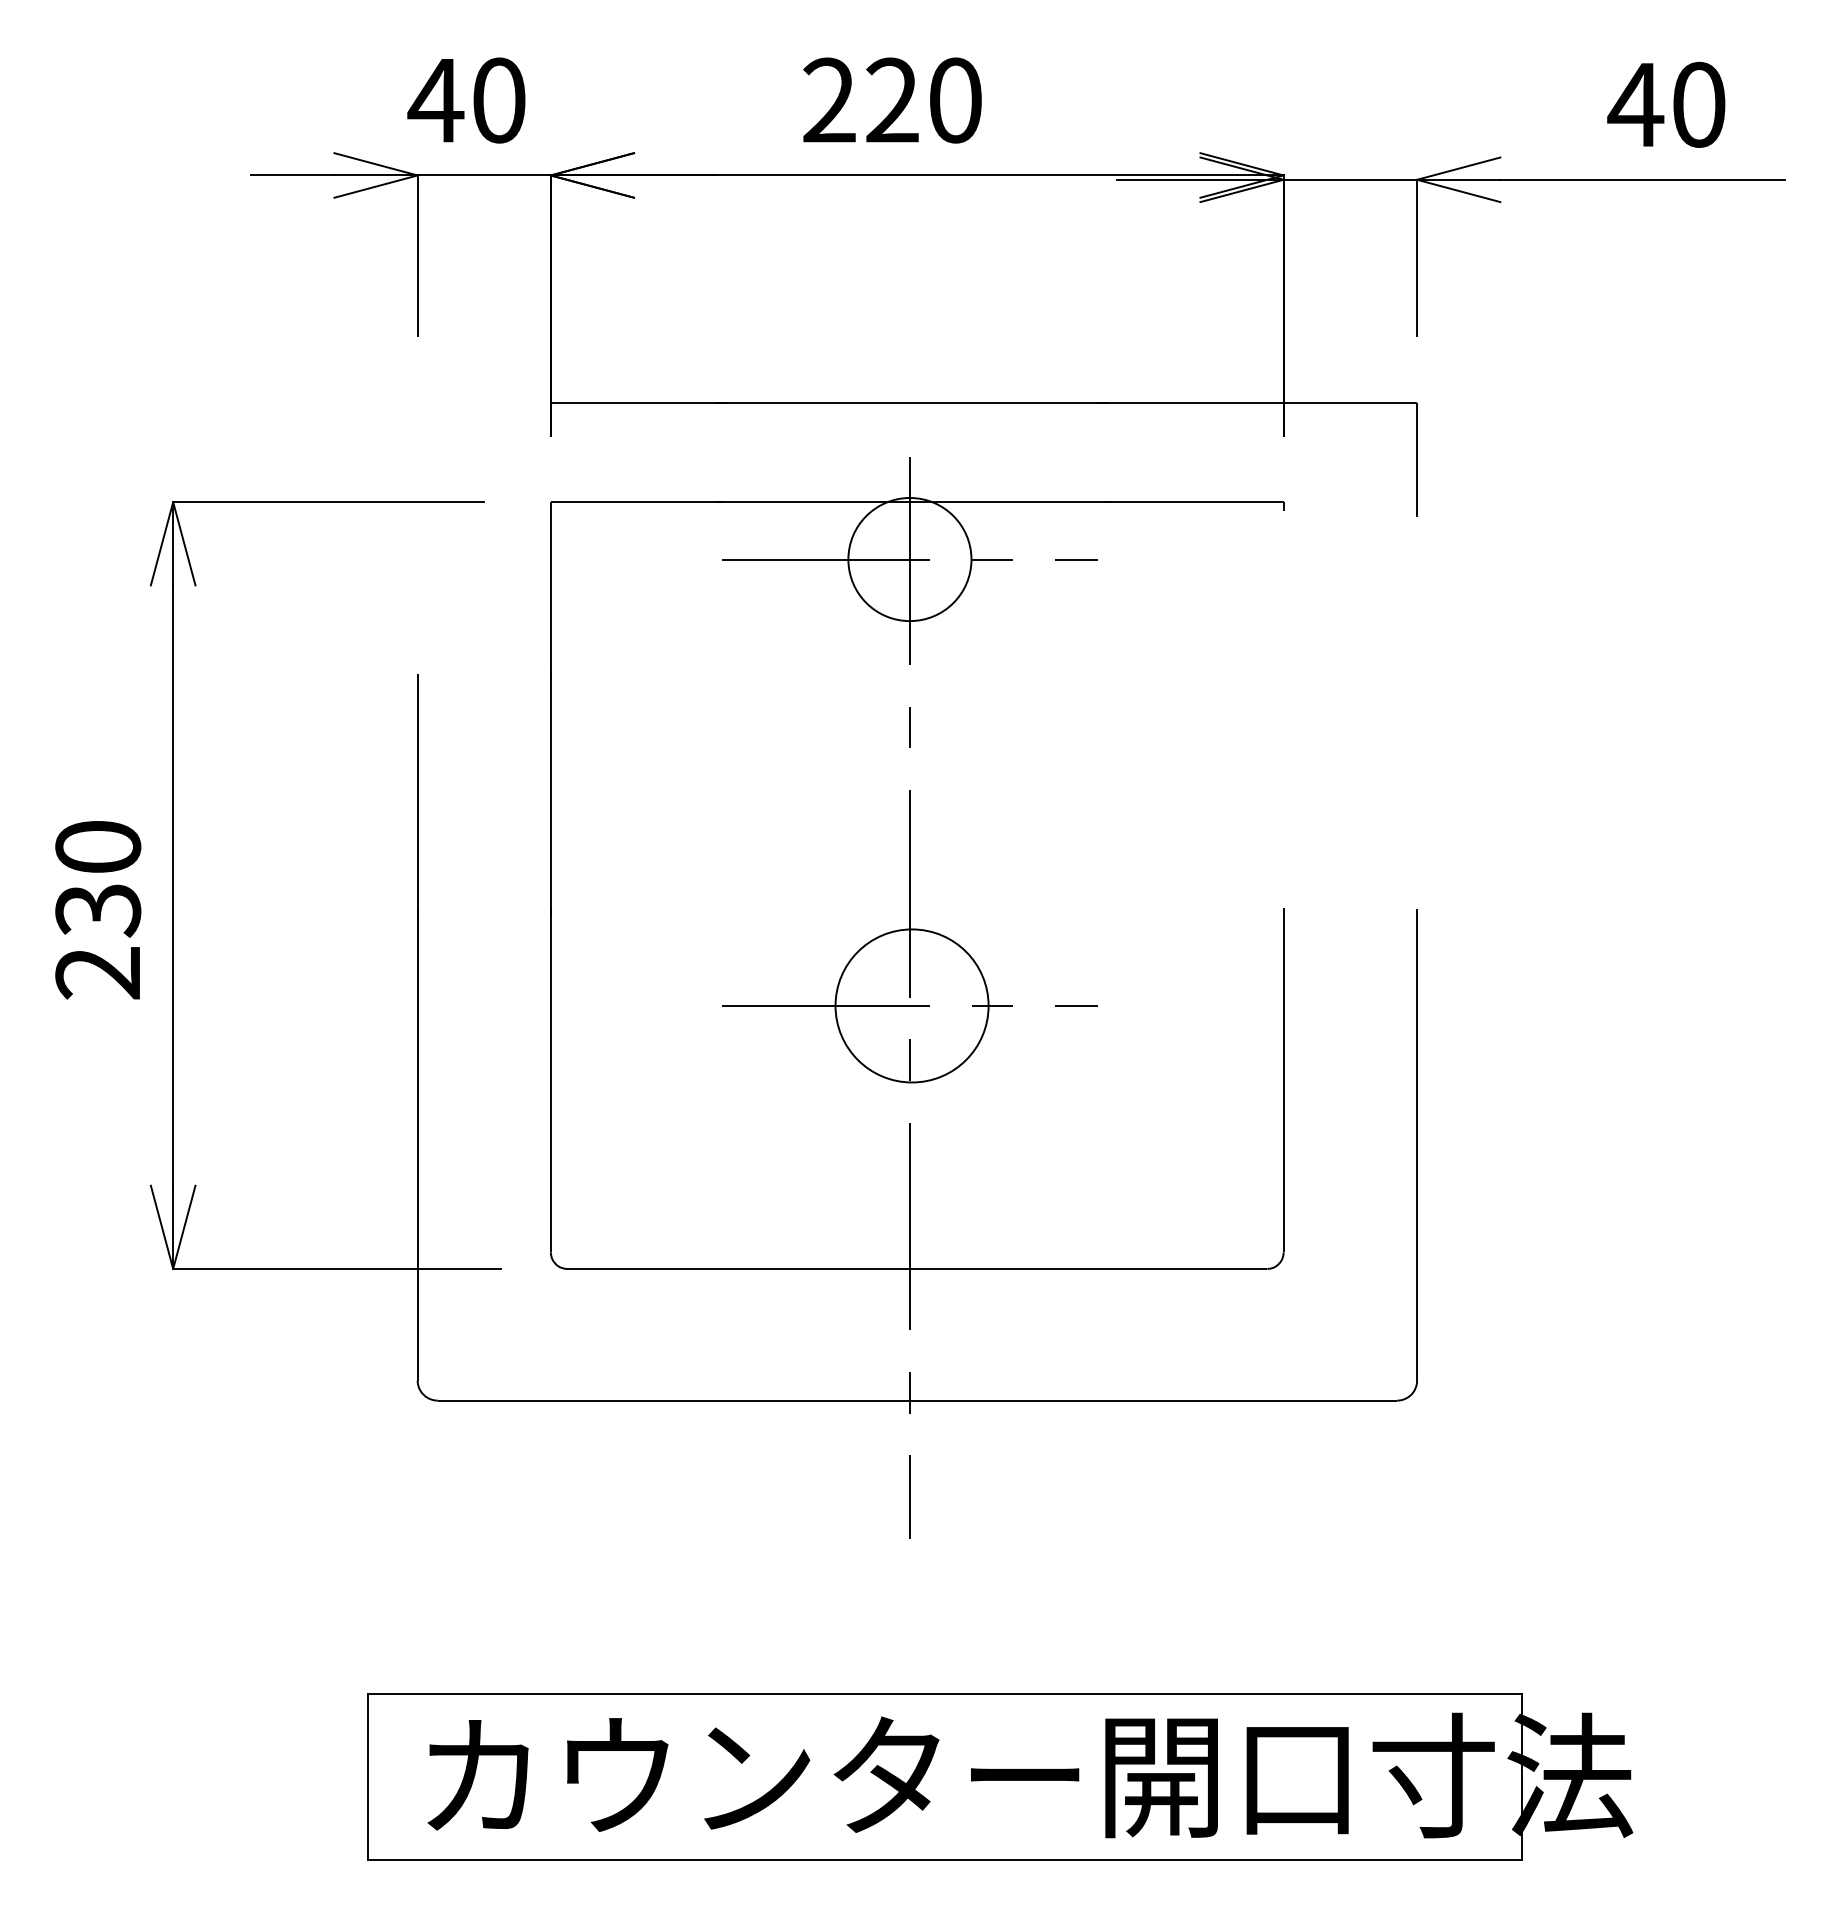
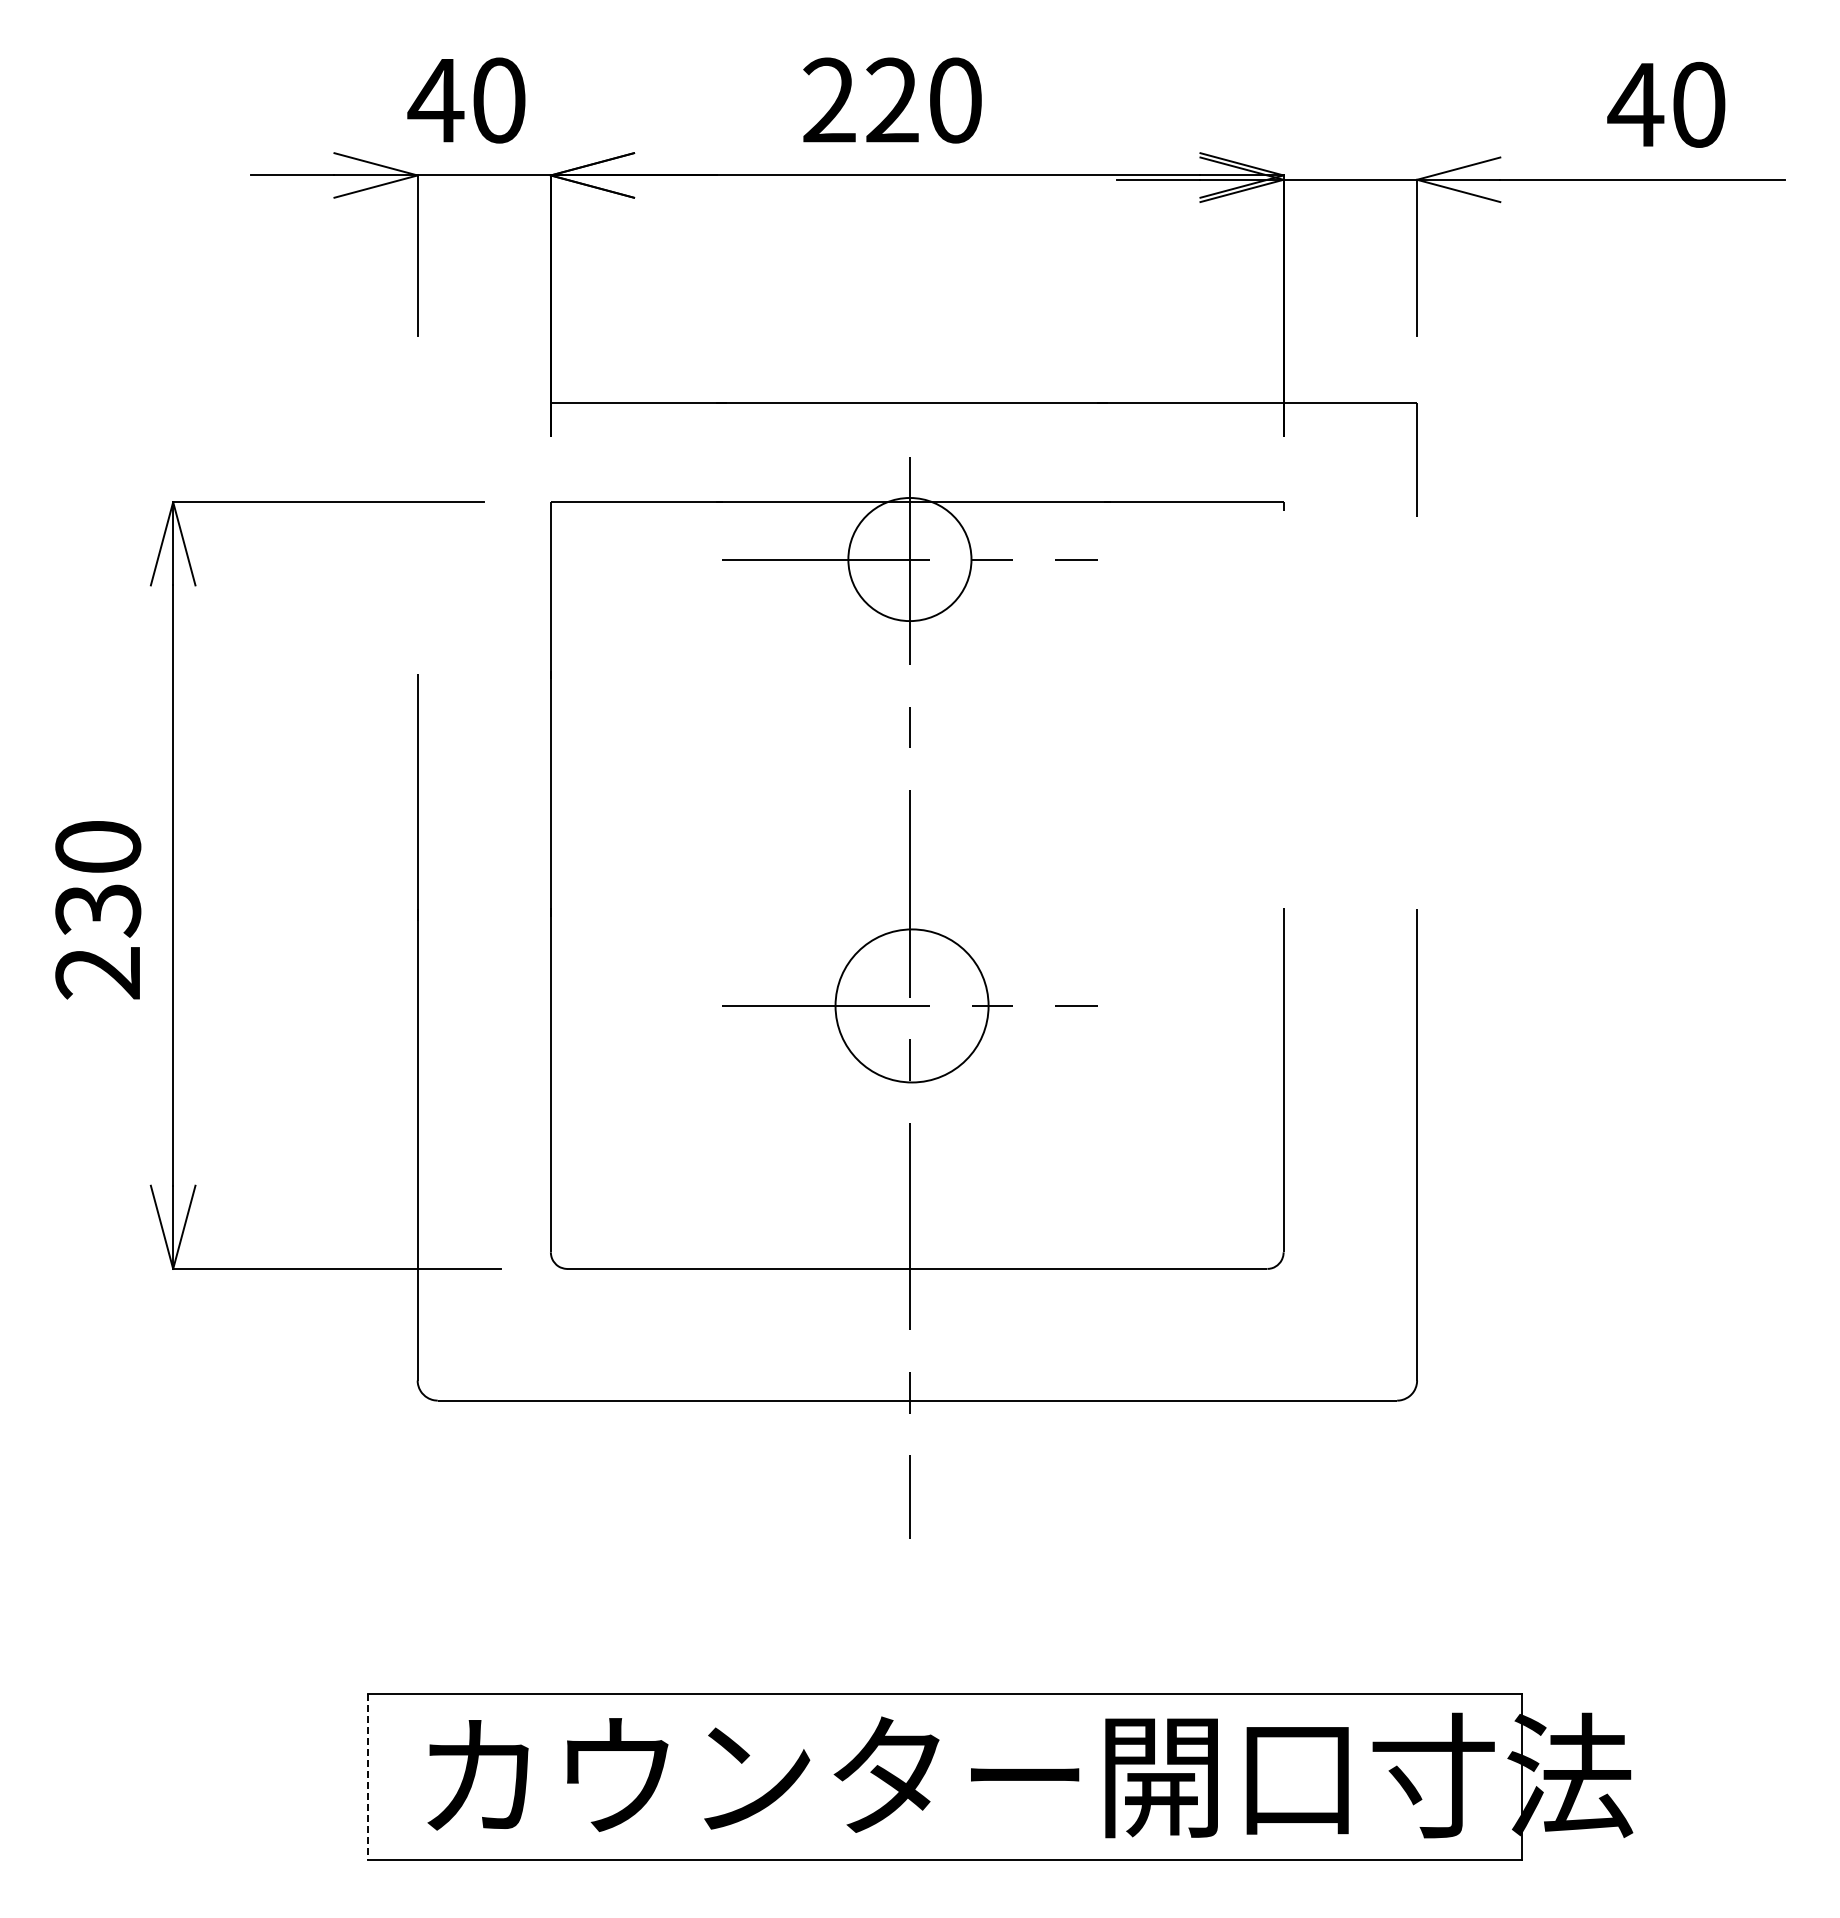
line: solid -> dashed (367, 1777)
